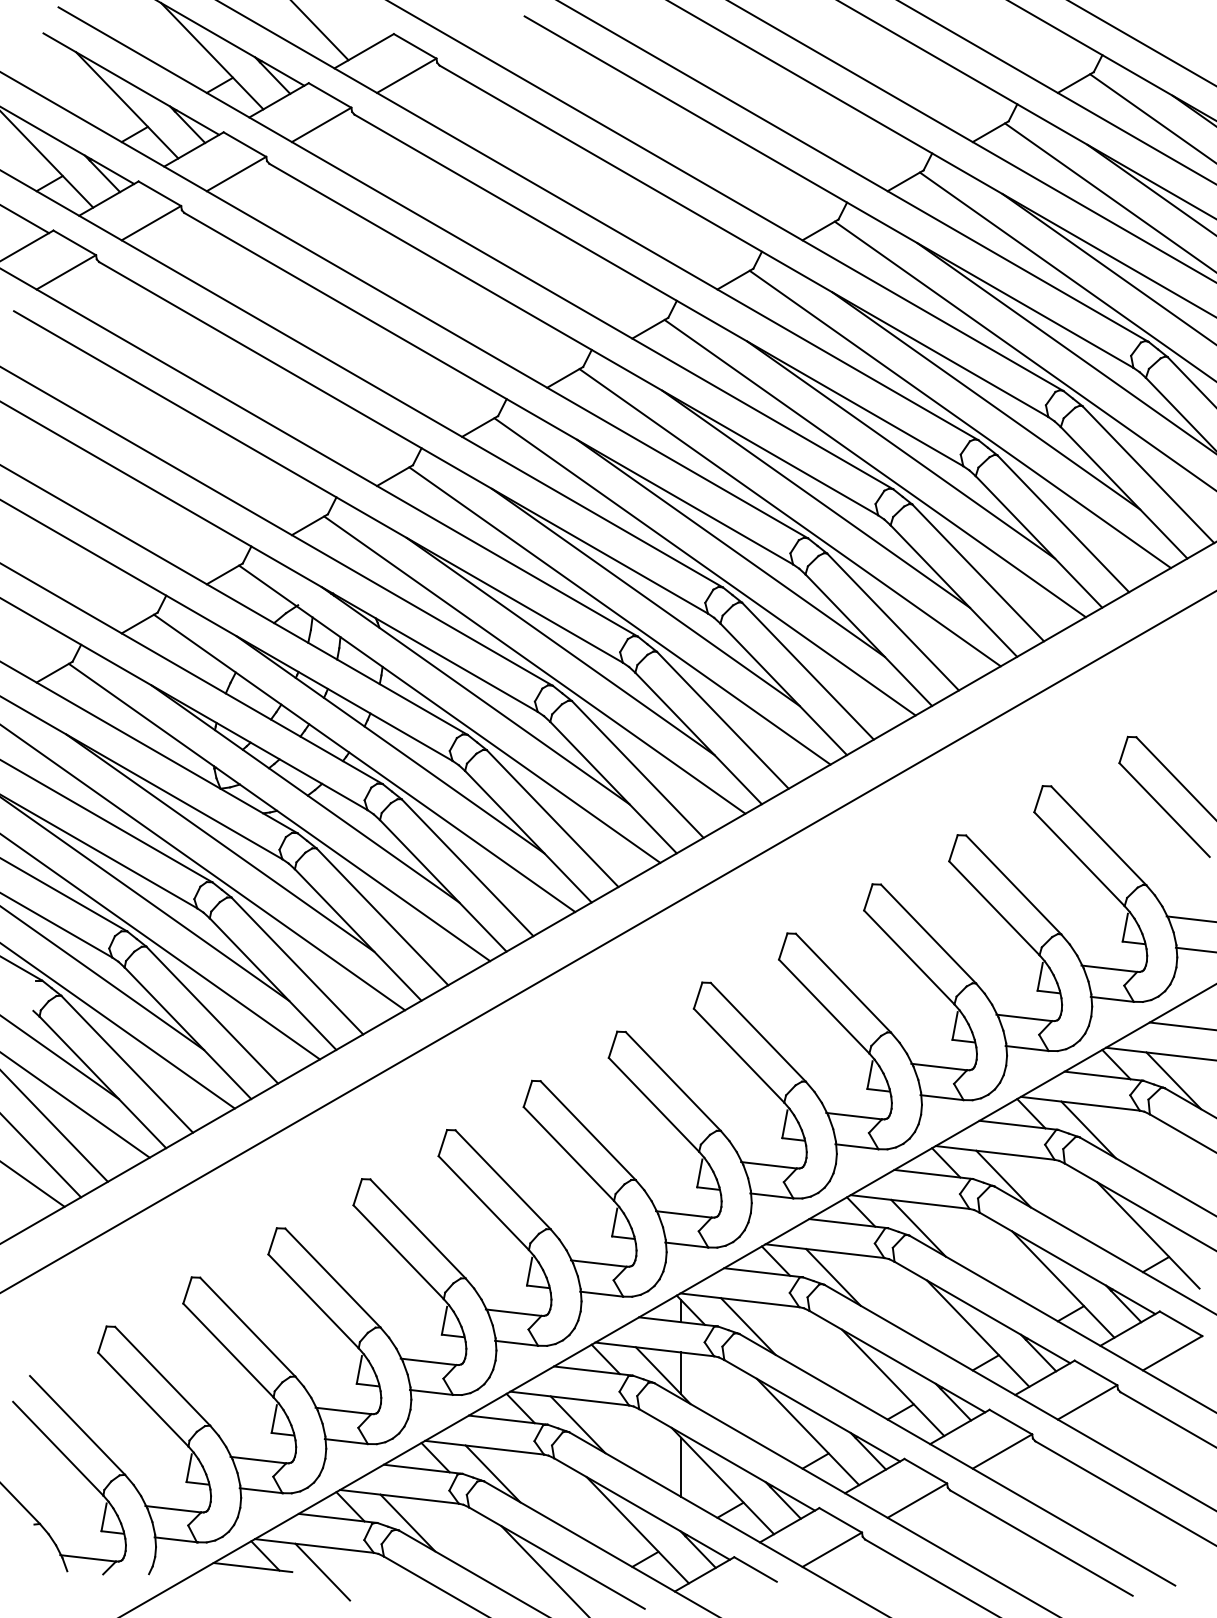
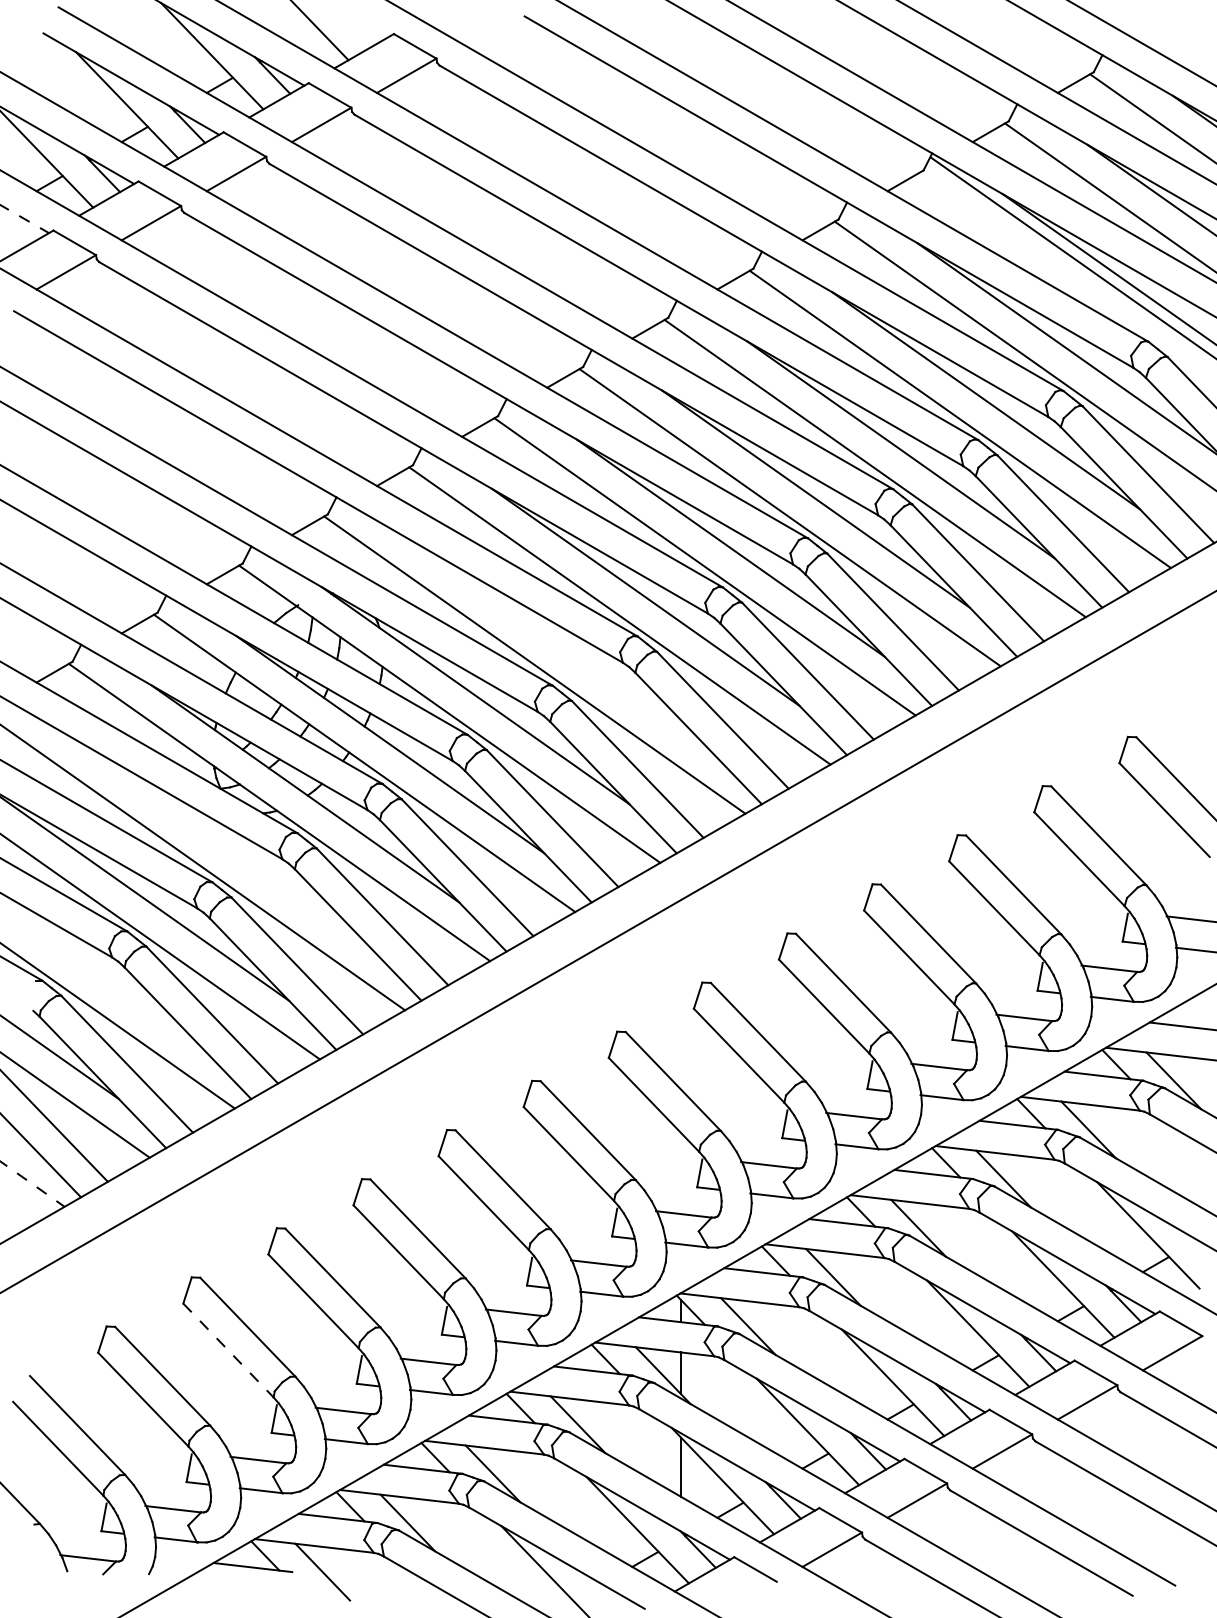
line: solid -> dashed (24, 219)
line position: (1066, 275) -> (1071, 257) (1071, 257)
line: present -> none (560, 646)
line: present -> none (220, 842)
line: present -> none (103, 978)
line: solid -> dashed (32, 1184)
line: solid -> dashed (228, 1350)
